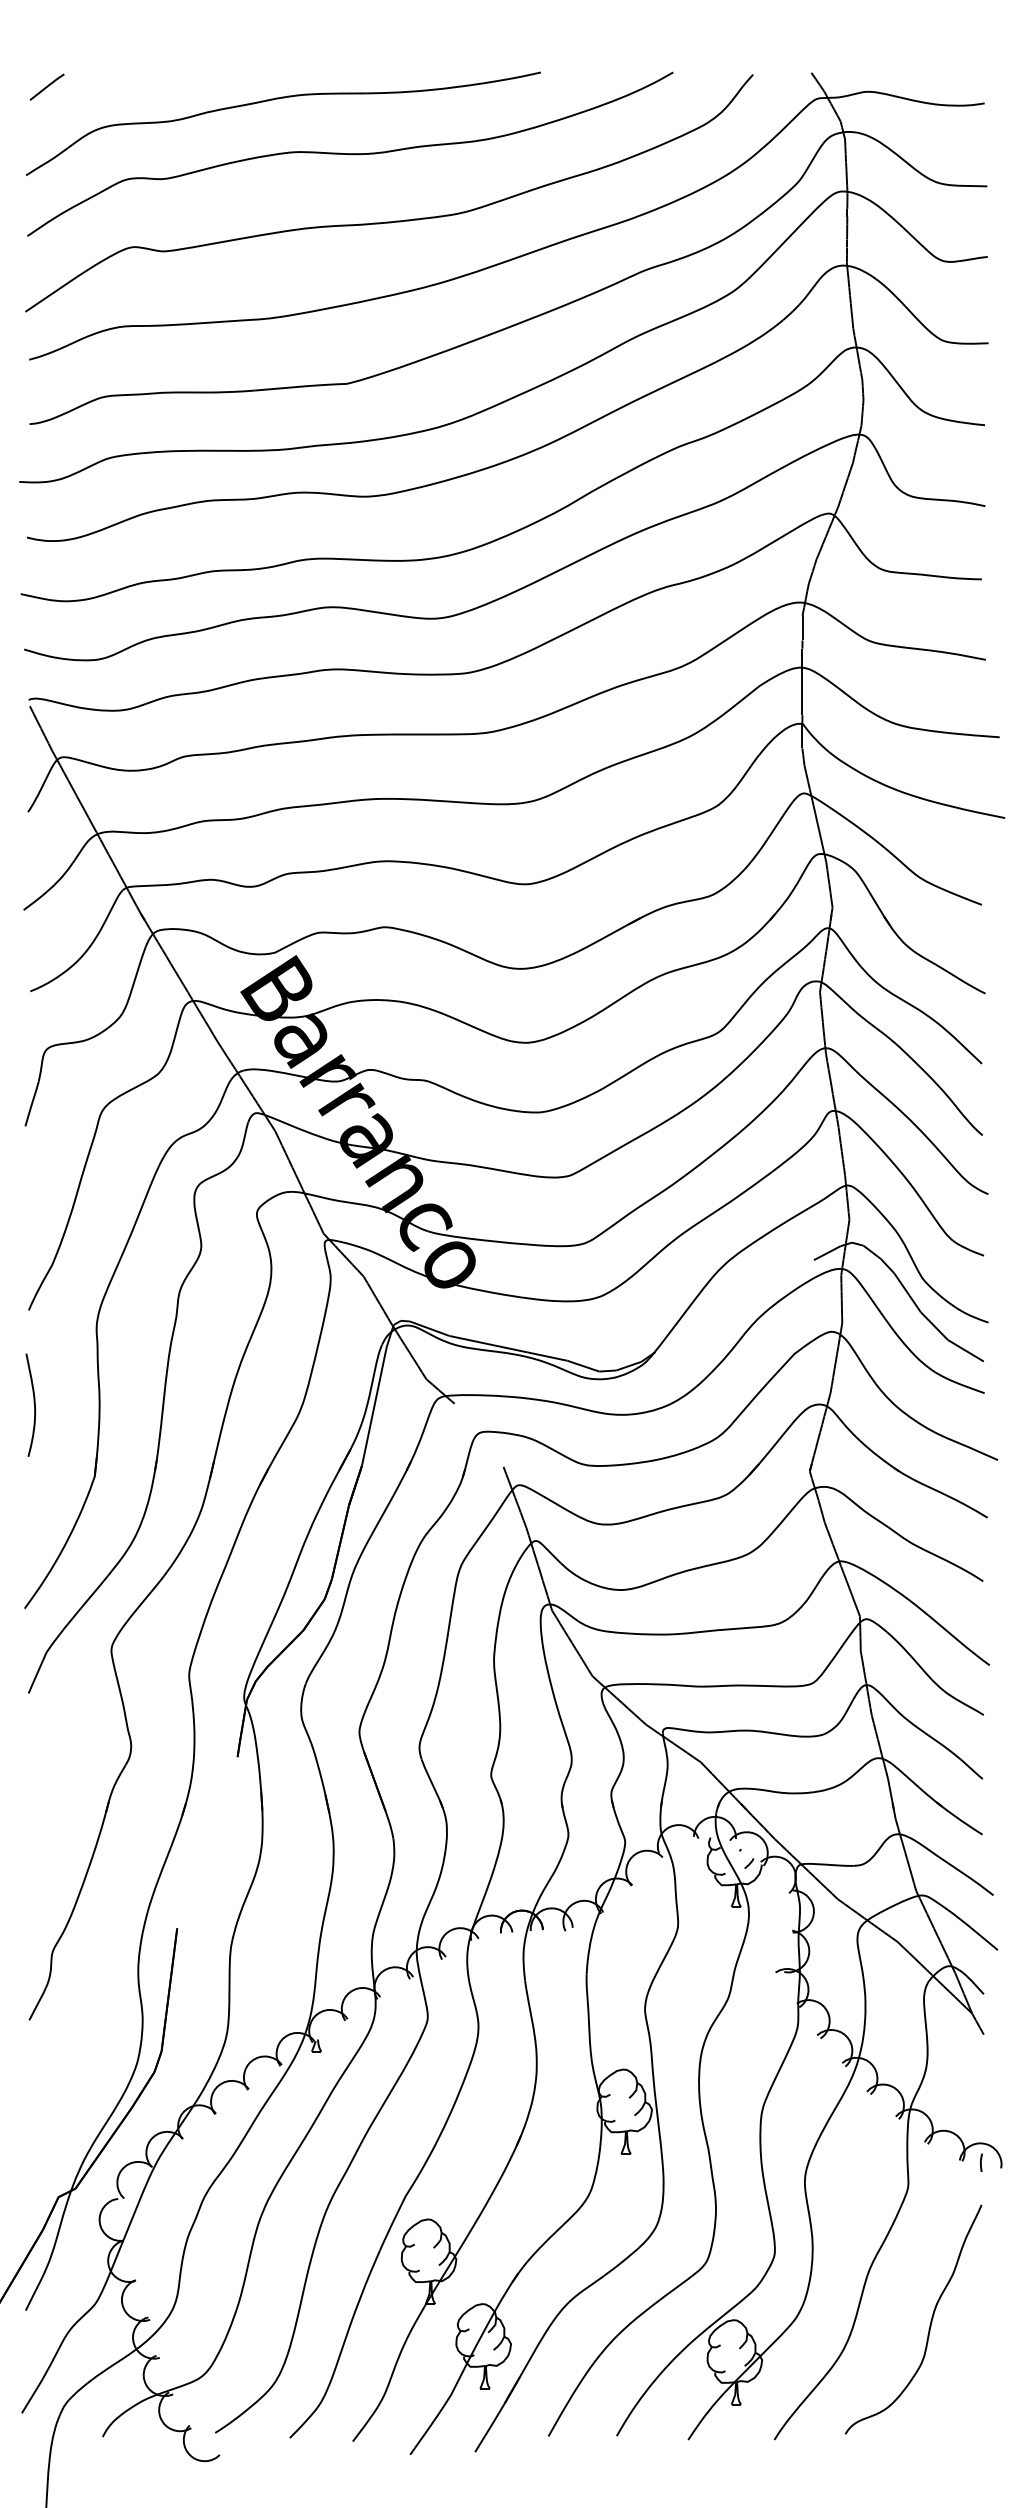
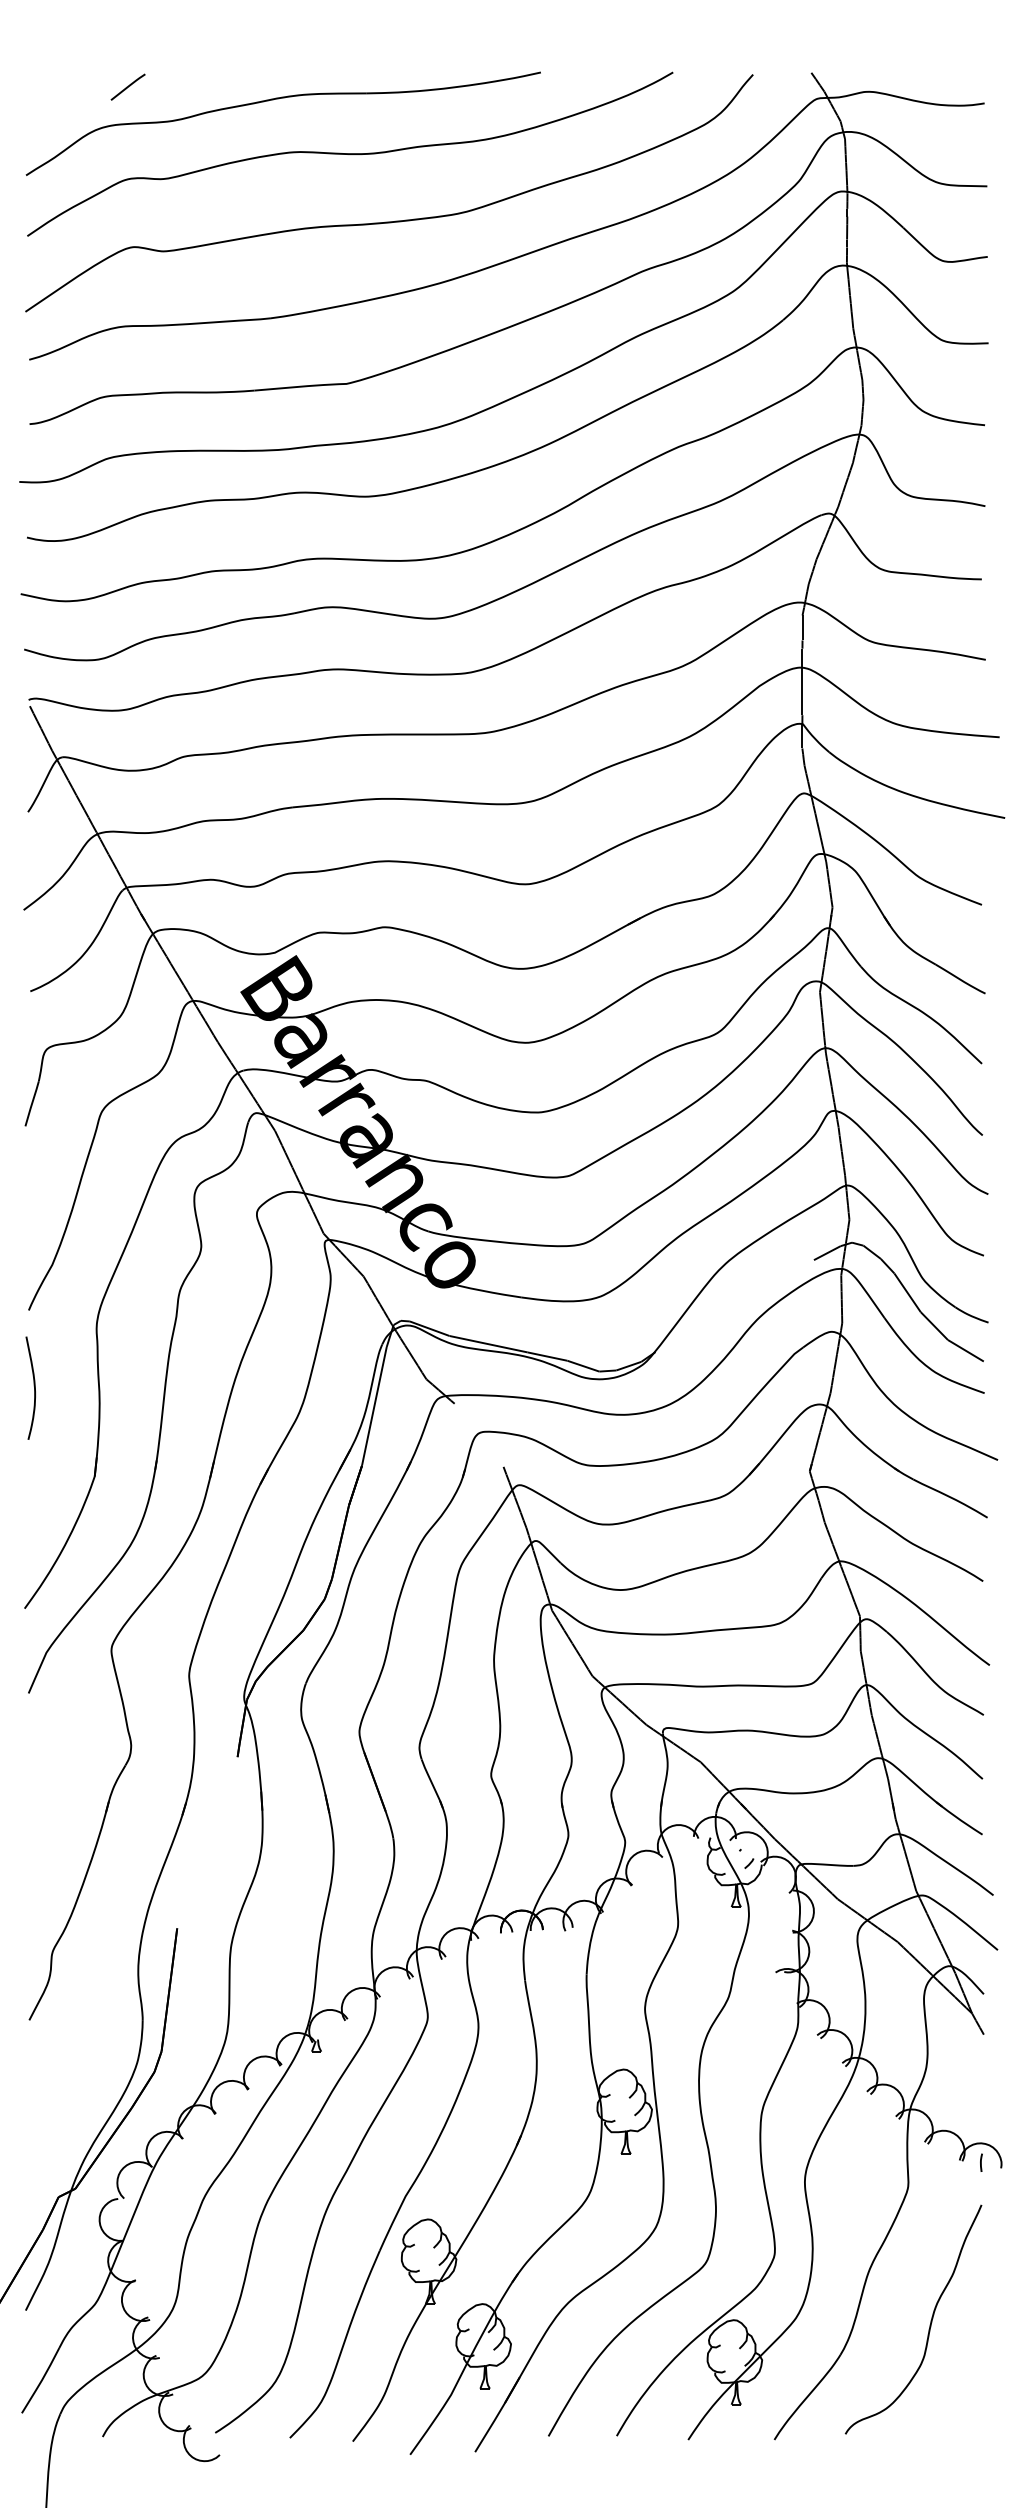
line position: (46, 86) -> (127, 86) (127, 86)
curve position: (33, 1403) -> (33, 1386) (33, 1386)
